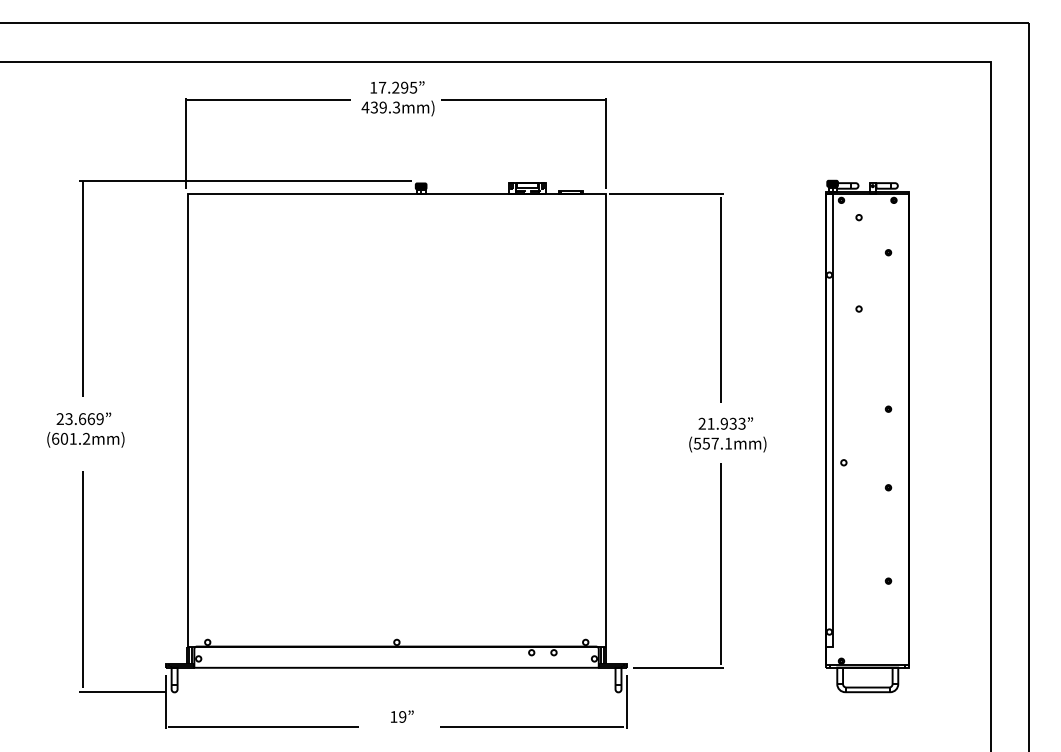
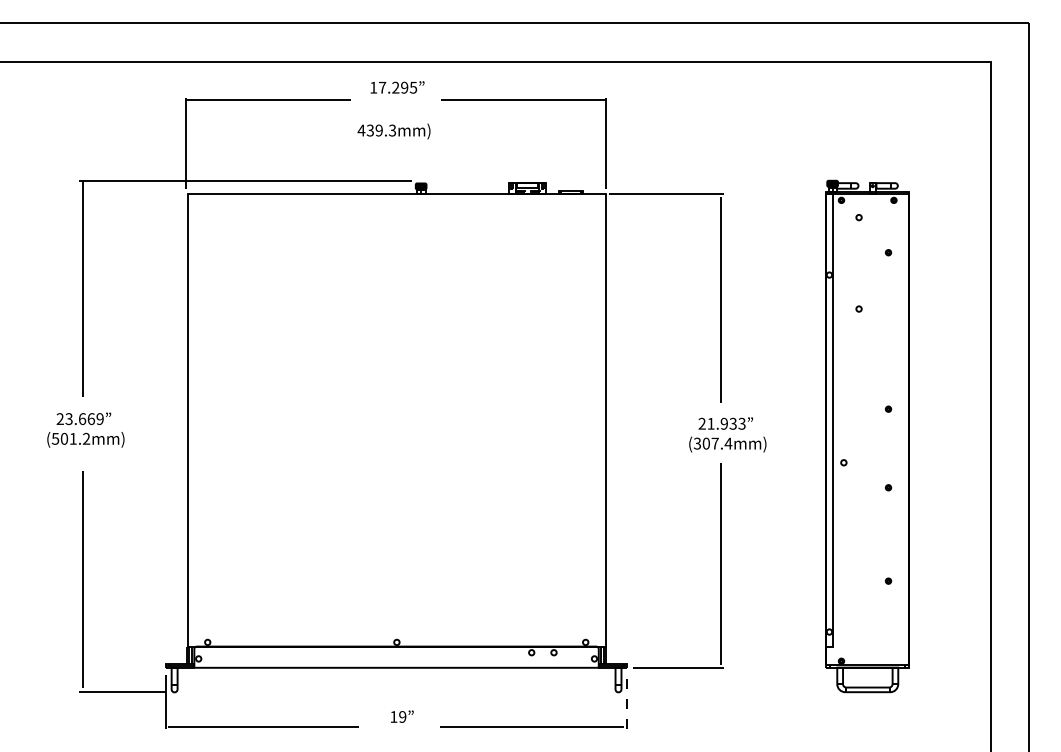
text position: (397, 108) -> (393, 131) (393, 131)
text: (601.2mm) -> (501.2mm) (55, 438)
text: (557.1mm) -> (307.4mm) (713, 443)
line: solid -> dashed (626, 702)
